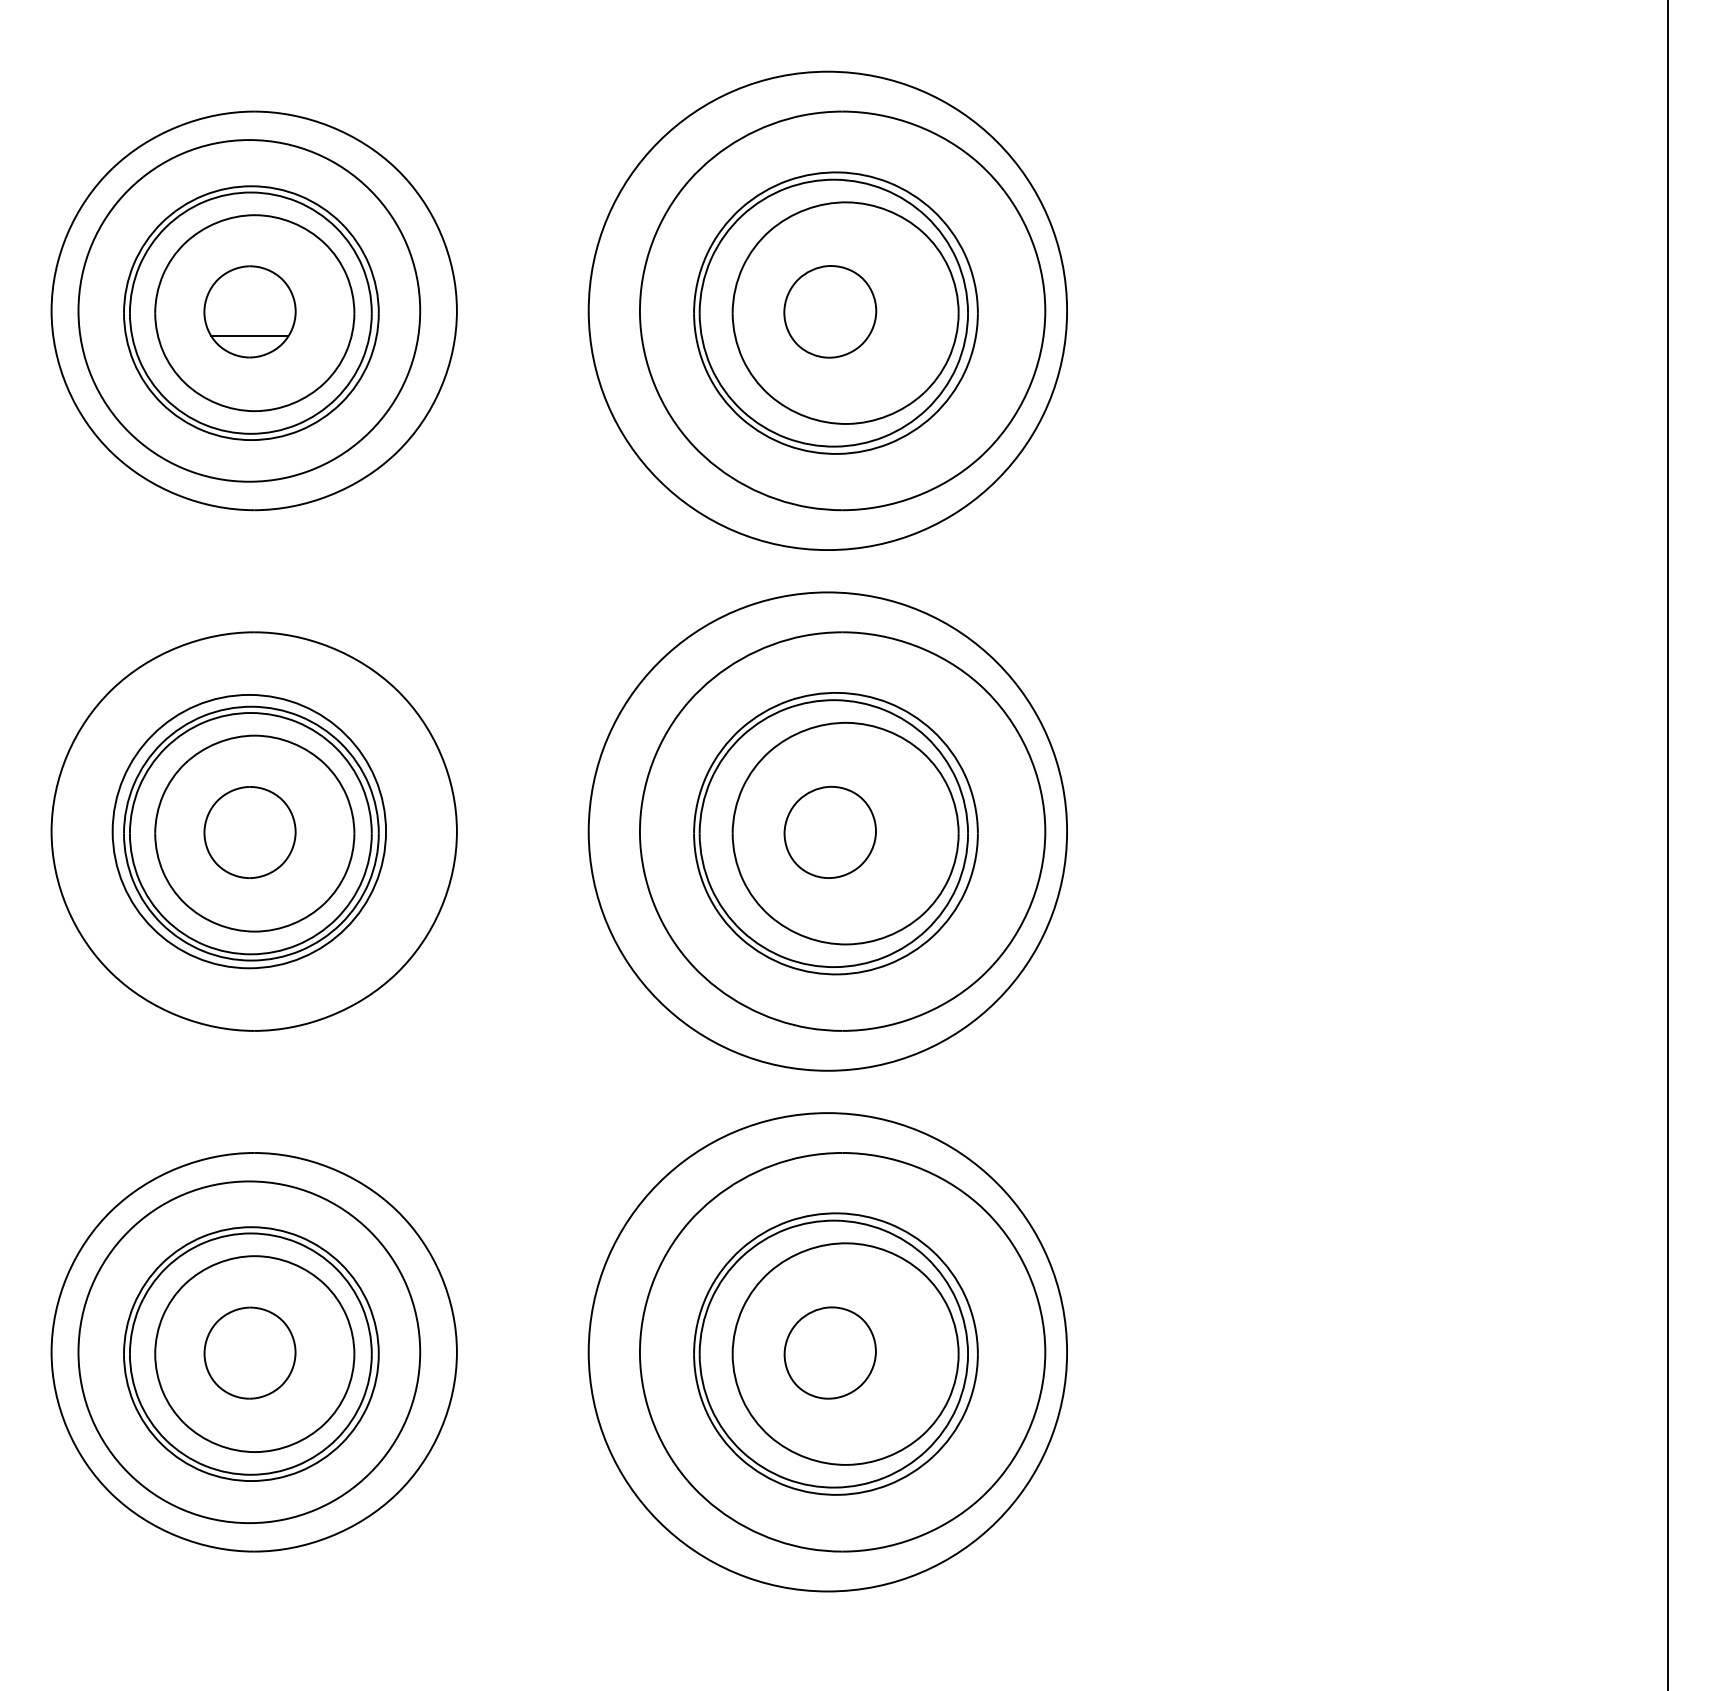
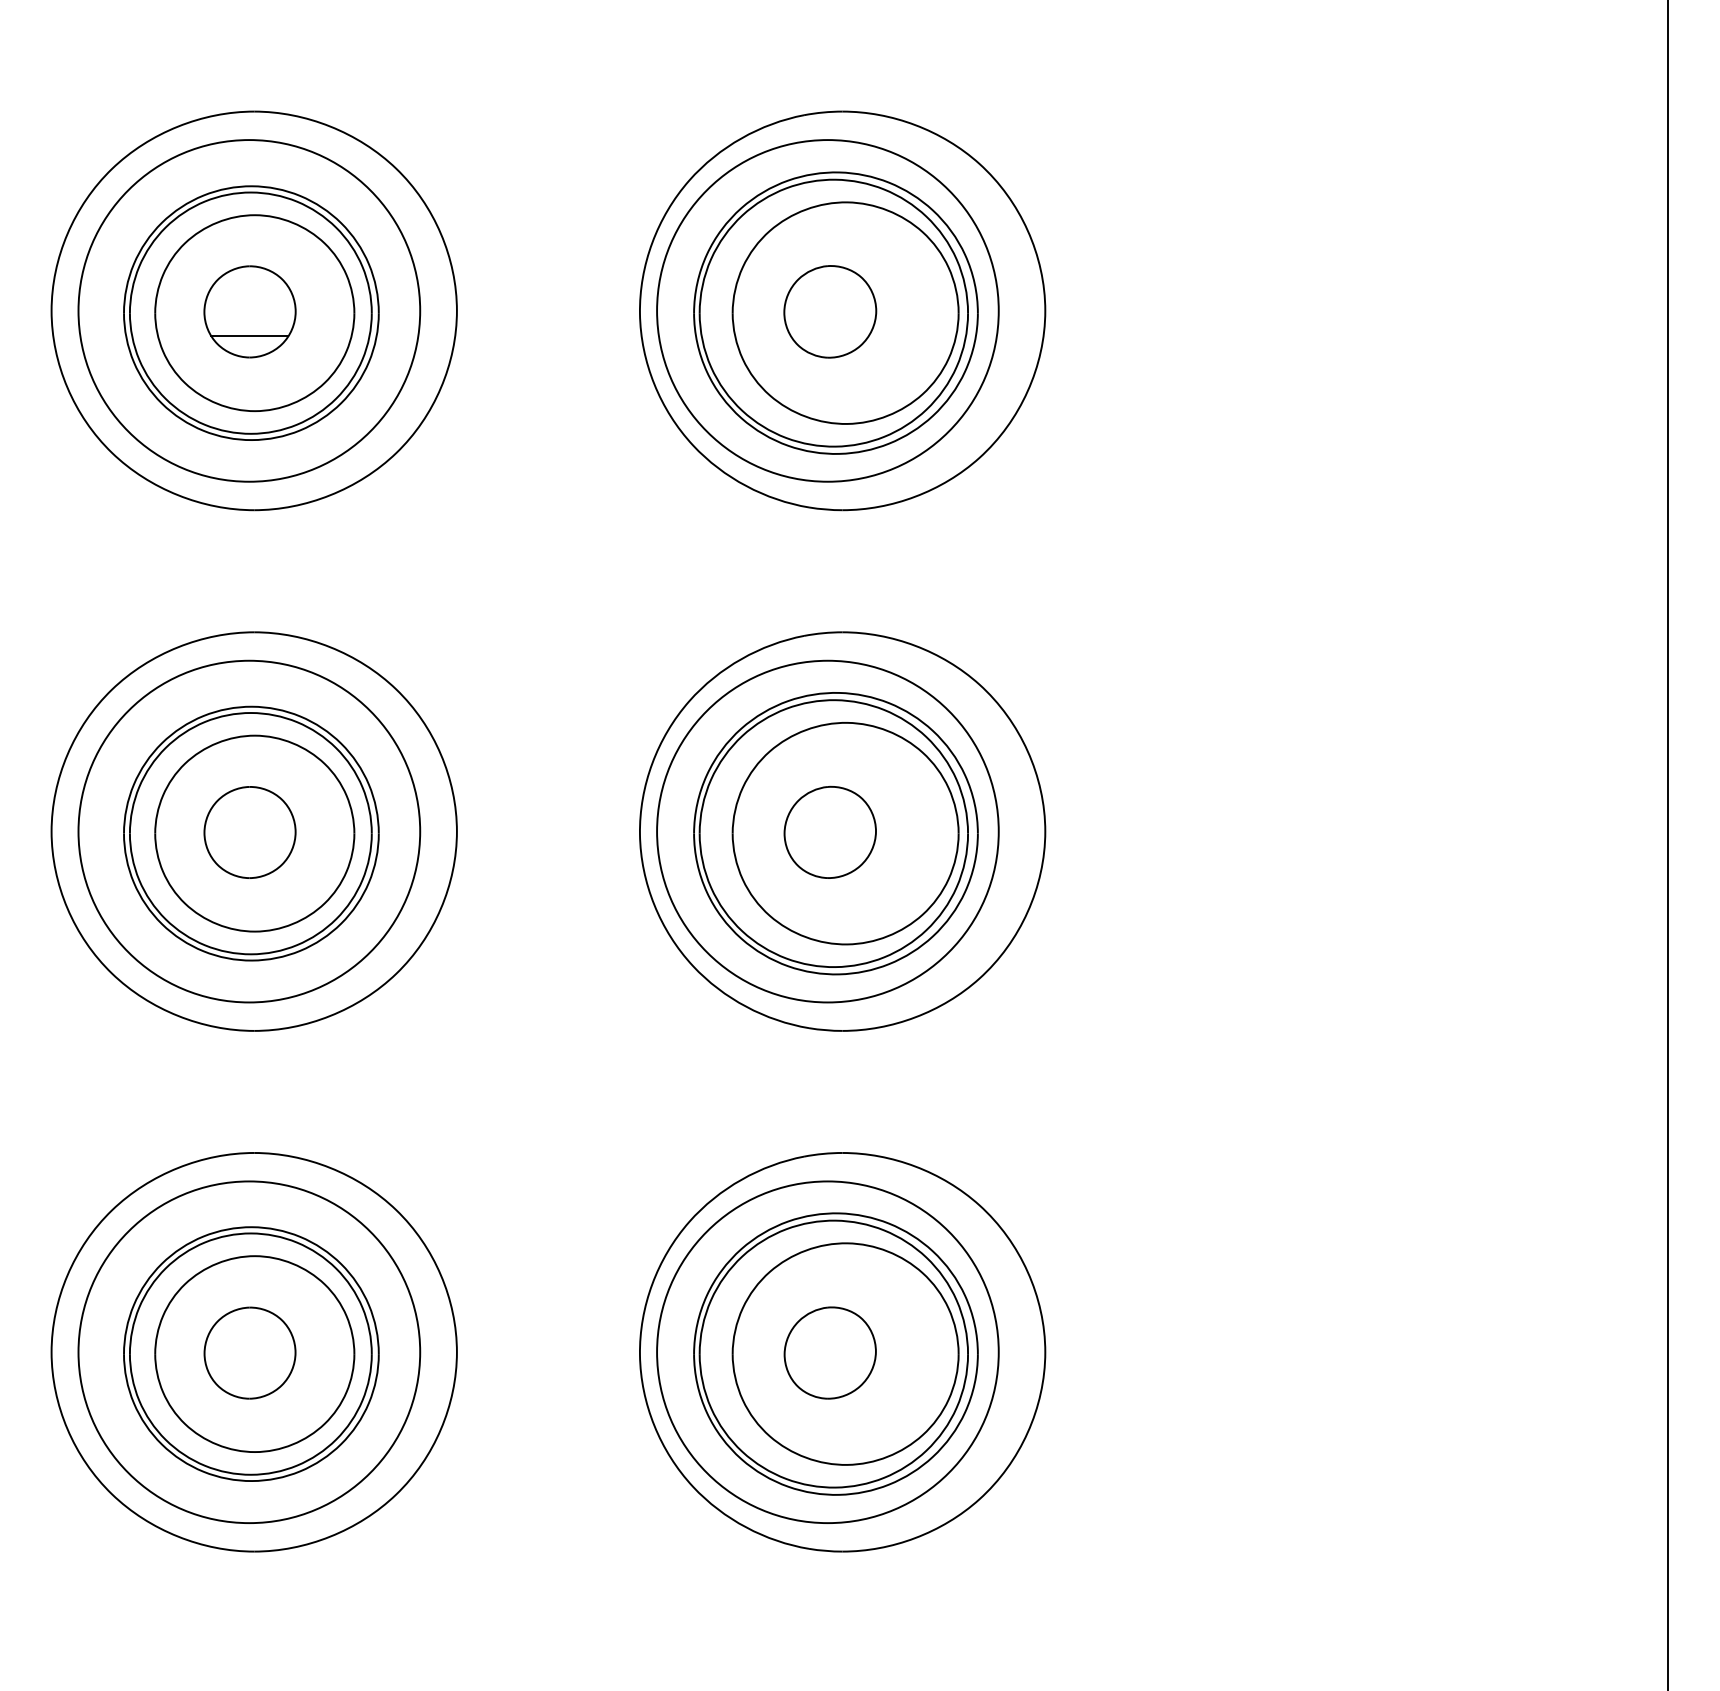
circle diameter: 478 px -> 342 px (827, 310)
circle diameter: 273 px -> 342 px (249, 831)
circle diameter: 478 px -> 342 px (827, 831)
circle diameter: 478 px -> 342 px (827, 1352)
